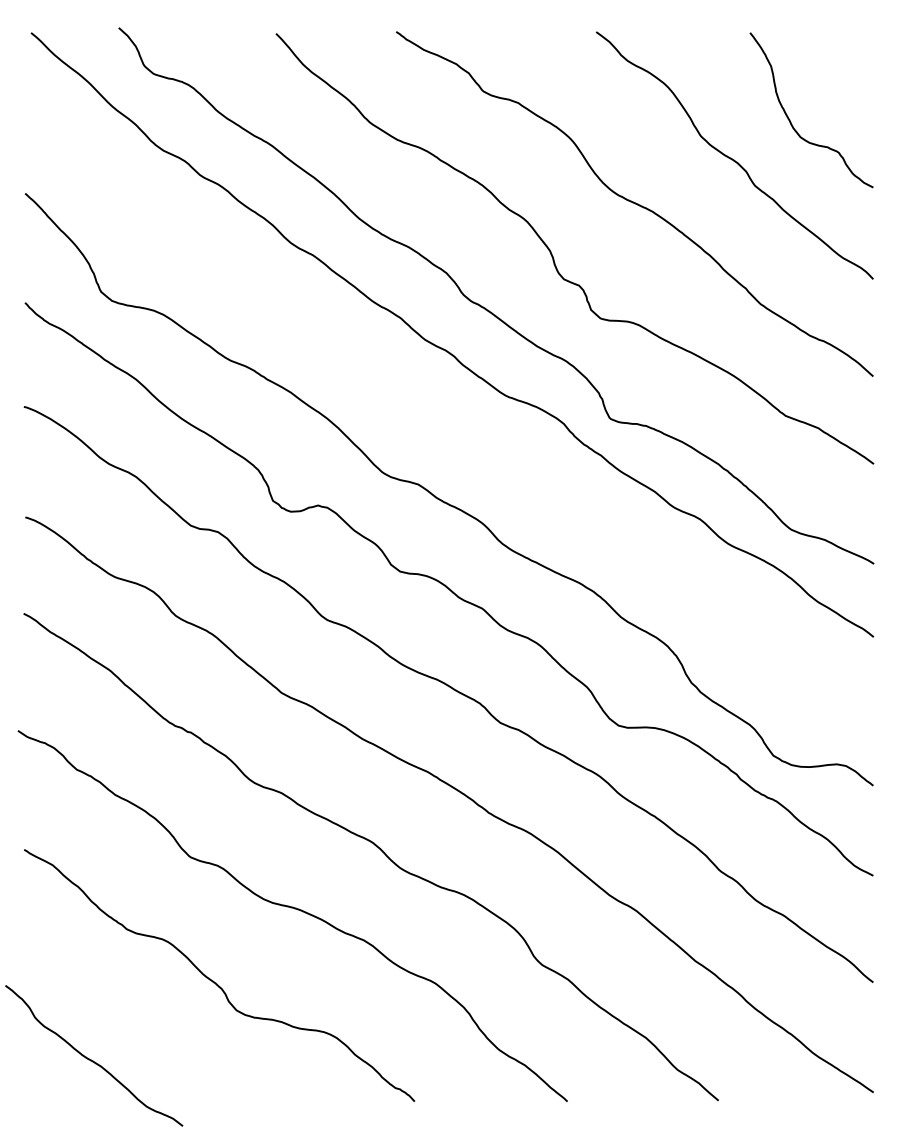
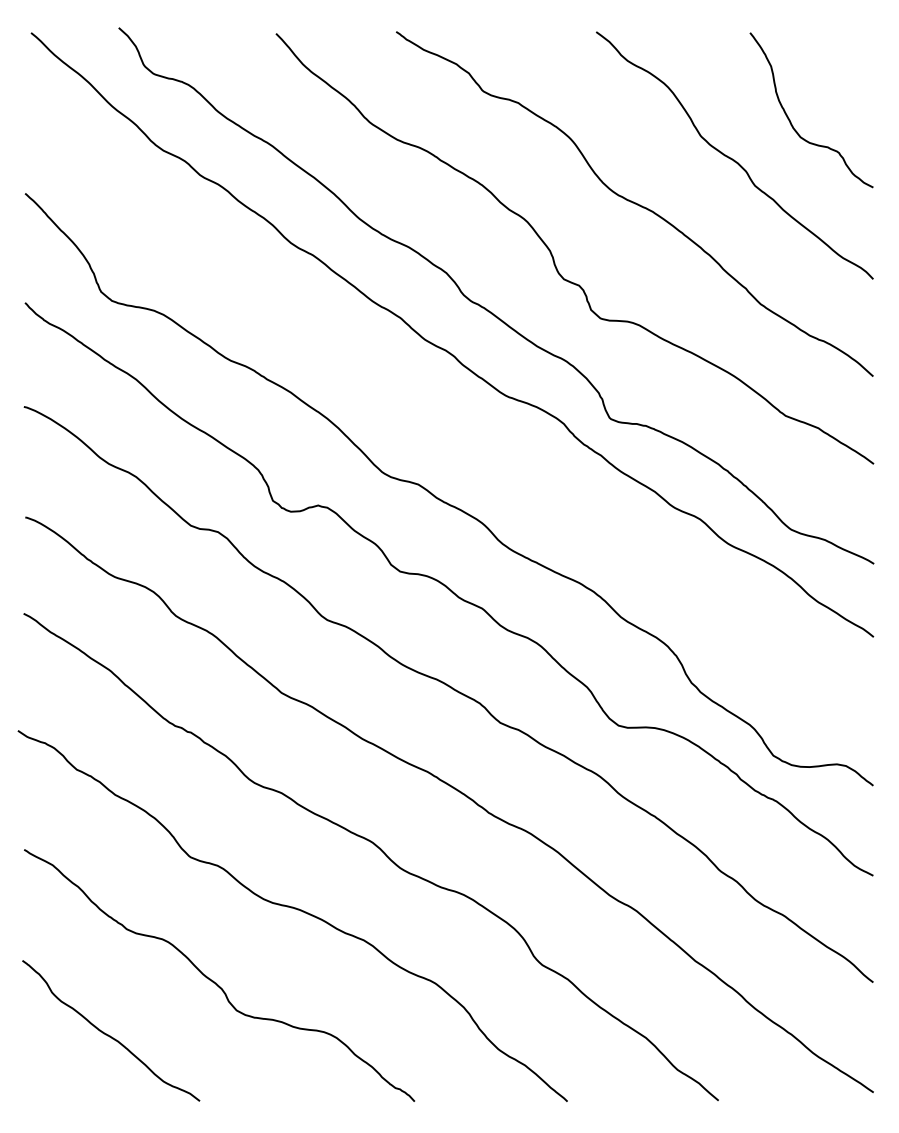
curve position: (91, 1059) -> (108, 1034) (108, 1034)
